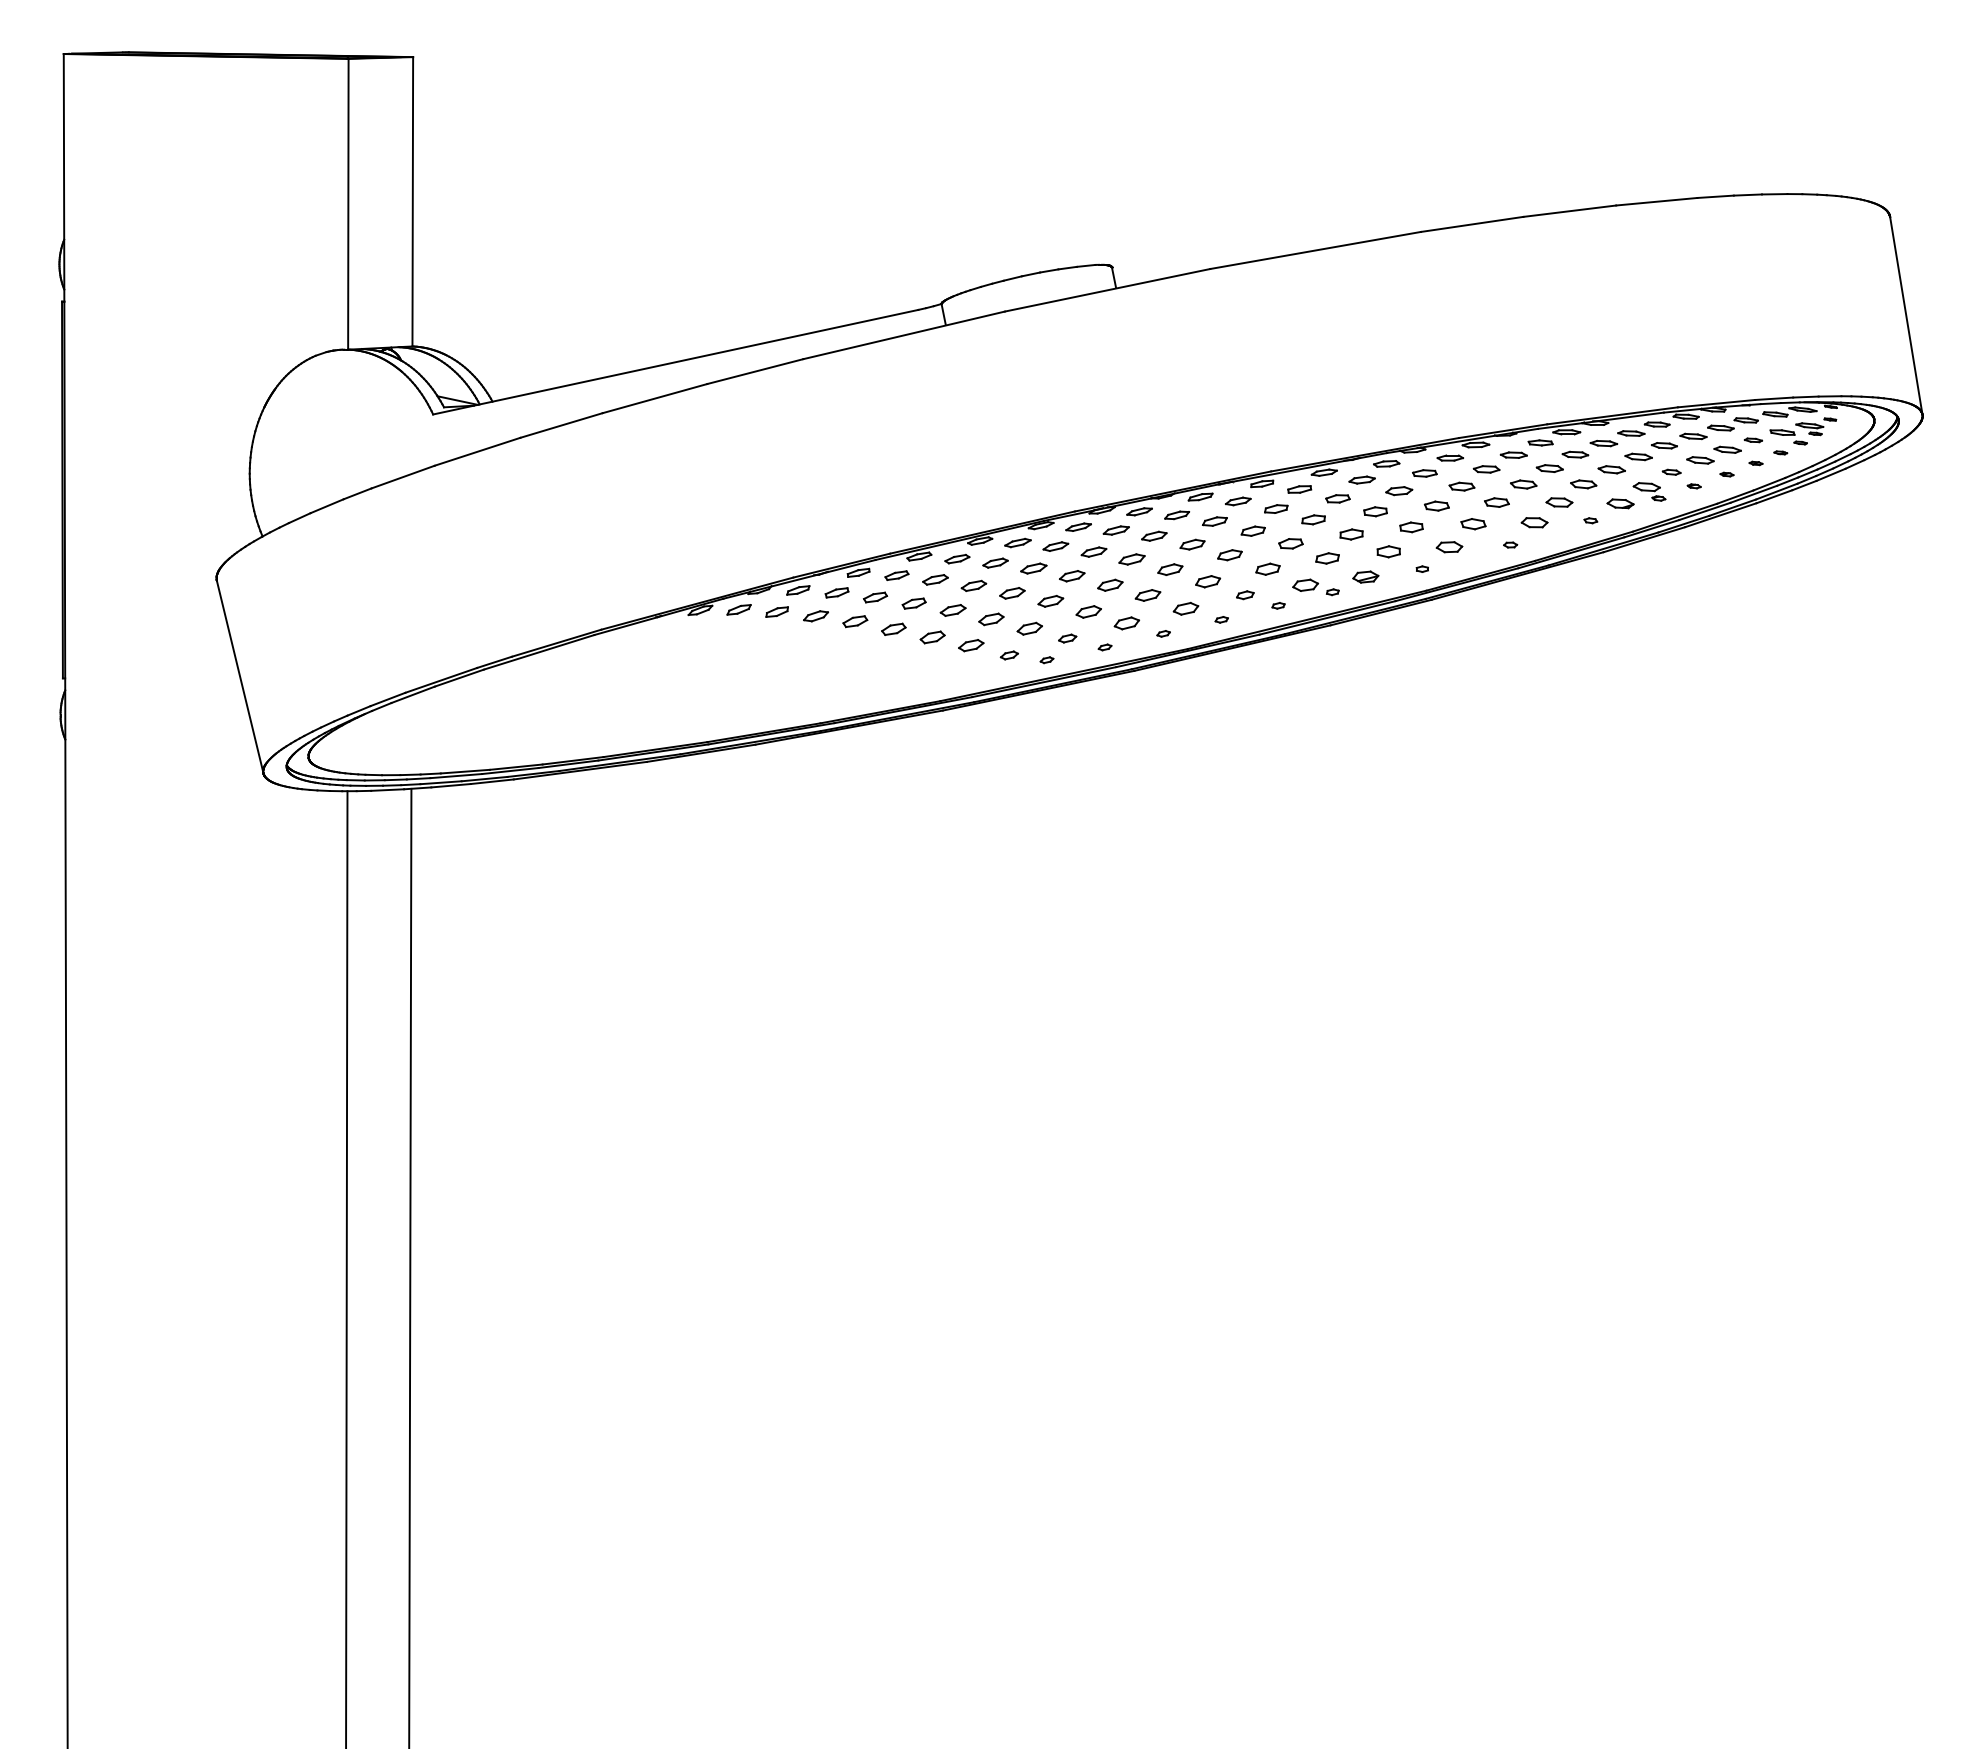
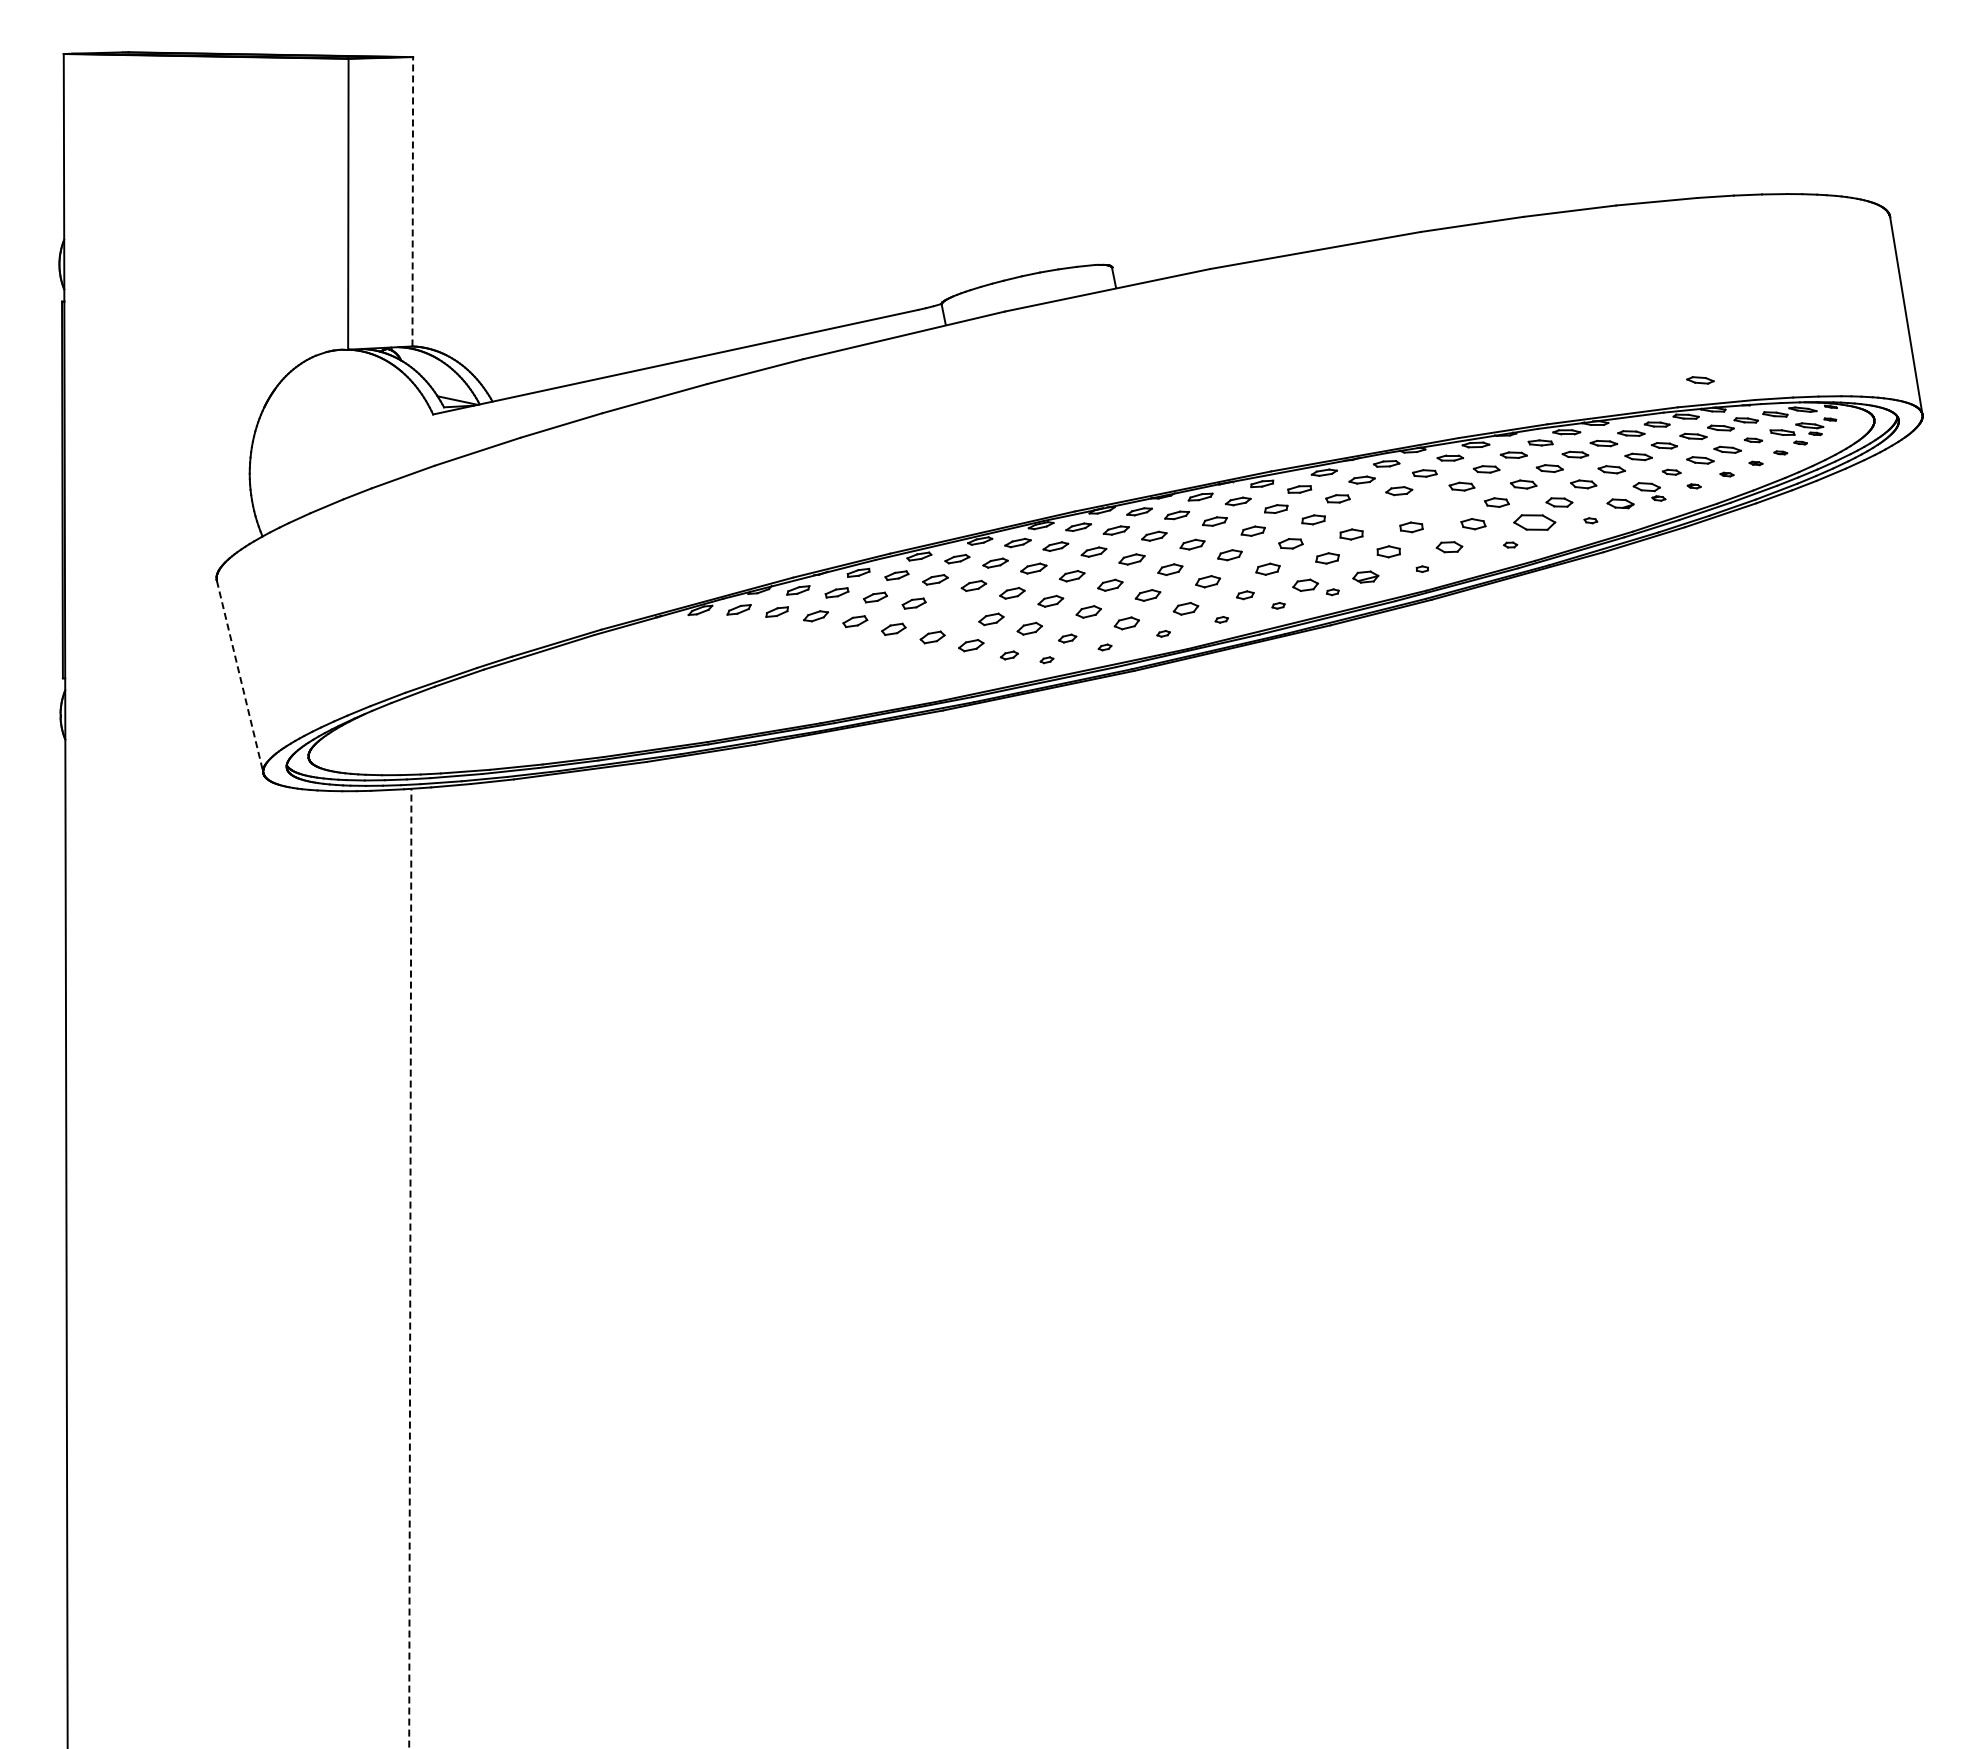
line: solid -> dashed (412, 201)
part: none -> present (1700, 380)
part: present -> none (1436, 505)
part: present -> none (1375, 511)
part size: 29x12 px -> 44x17 px (1534, 522)
part: present -> none (952, 610)
line: solid -> dashed (240, 677)
line: present -> none (346, 1268)
line: solid -> dashed (410, 1268)
